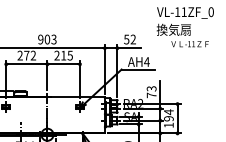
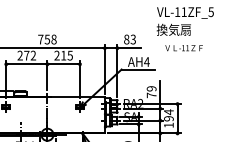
text: VL-11ZF_0 -> VL-11ZF_5 (210, 11)
text: 903 -> 758 (47, 39)
text: 52 -> 83 (129, 39)
text position: (189, 44) -> (183, 48) (183, 48)
text: 73 -> 79 (151, 88)
